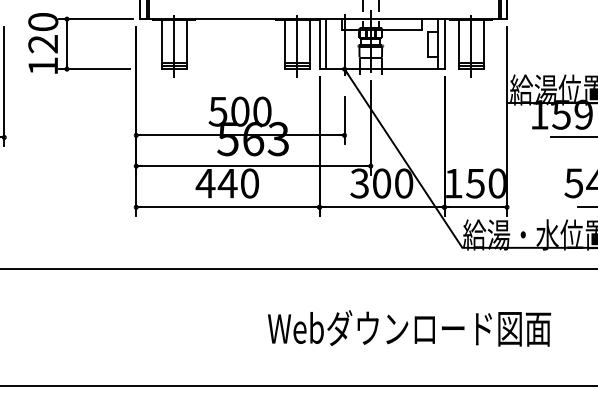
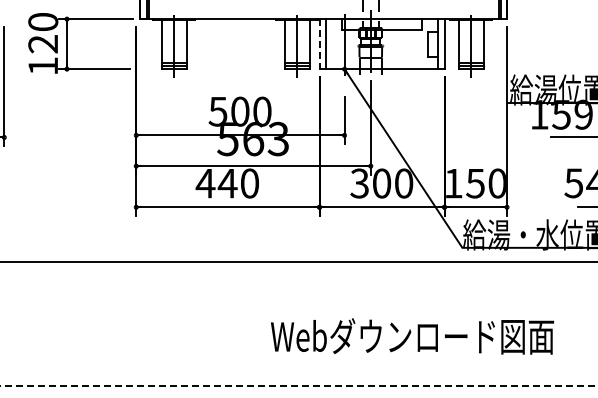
line: solid -> dashed (319, 44)
line position: (298, 269) -> (298, 262) (298, 262)
text position: (409, 328) -> (412, 336) (412, 336)
line: solid -> dashed (299, 385)
